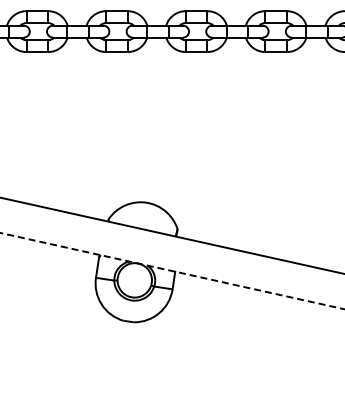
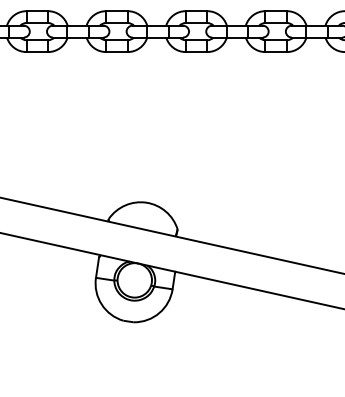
line: dashed -> solid (172, 271)
